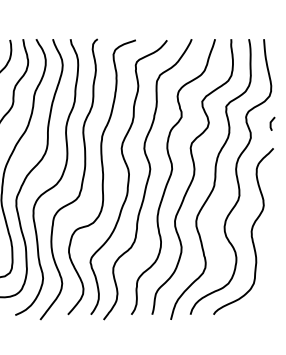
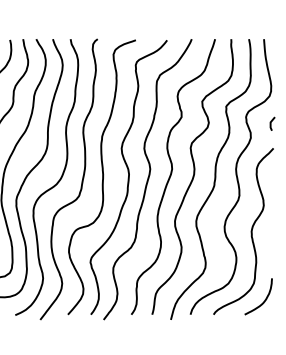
curve: none -> present (264, 299)
